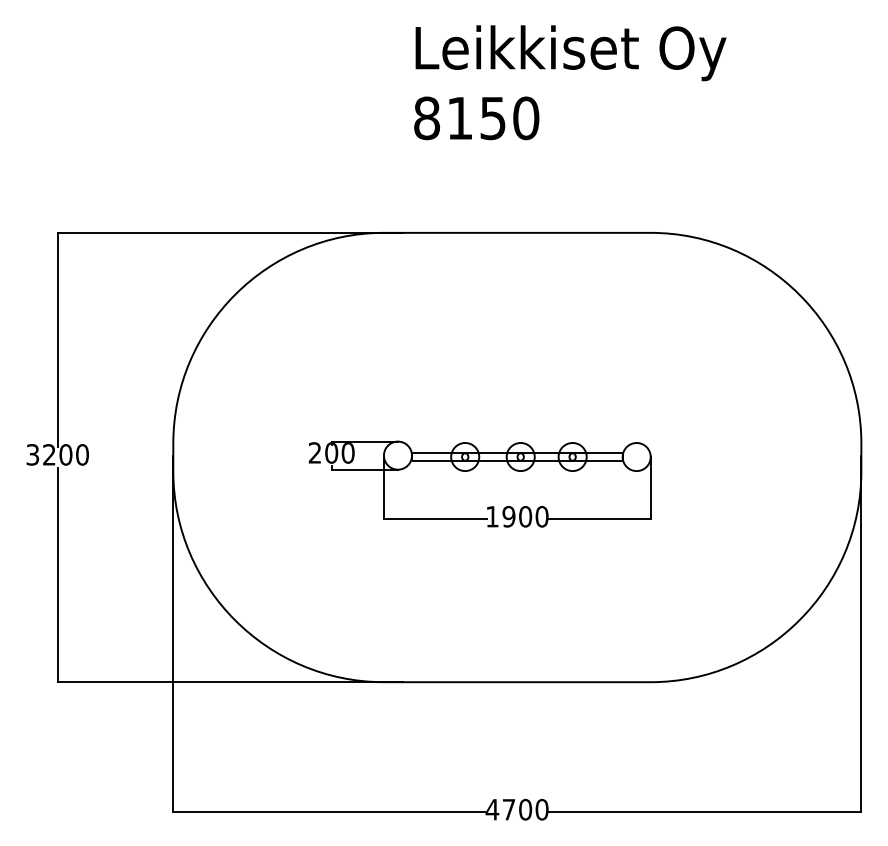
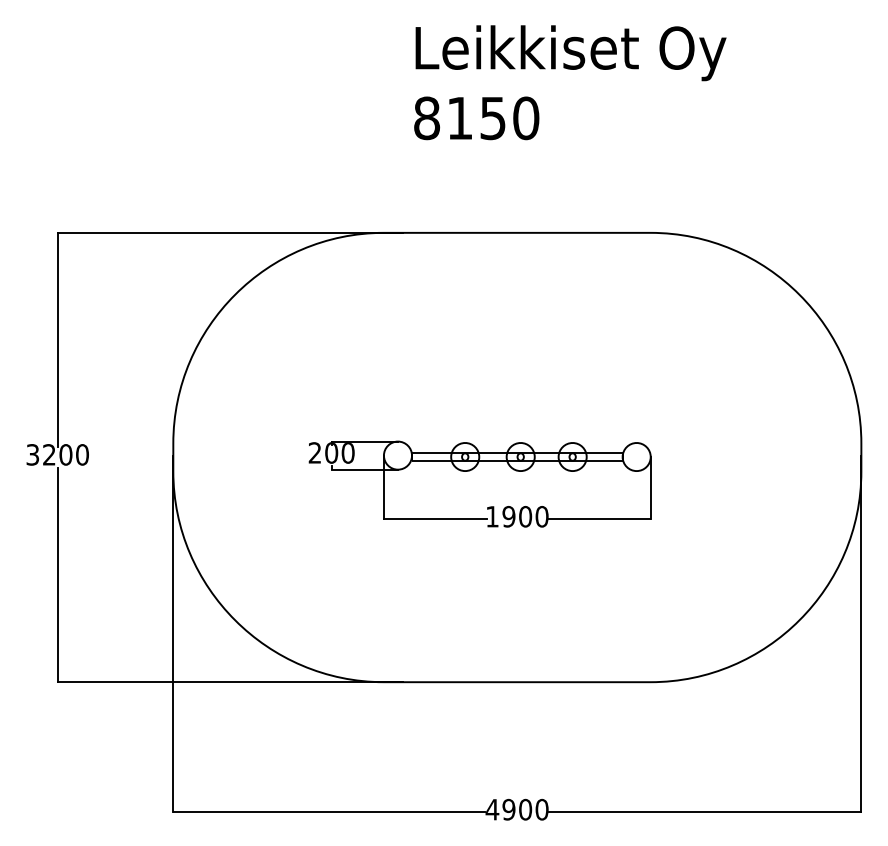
text: 4700 -> 4900 (508, 809)
